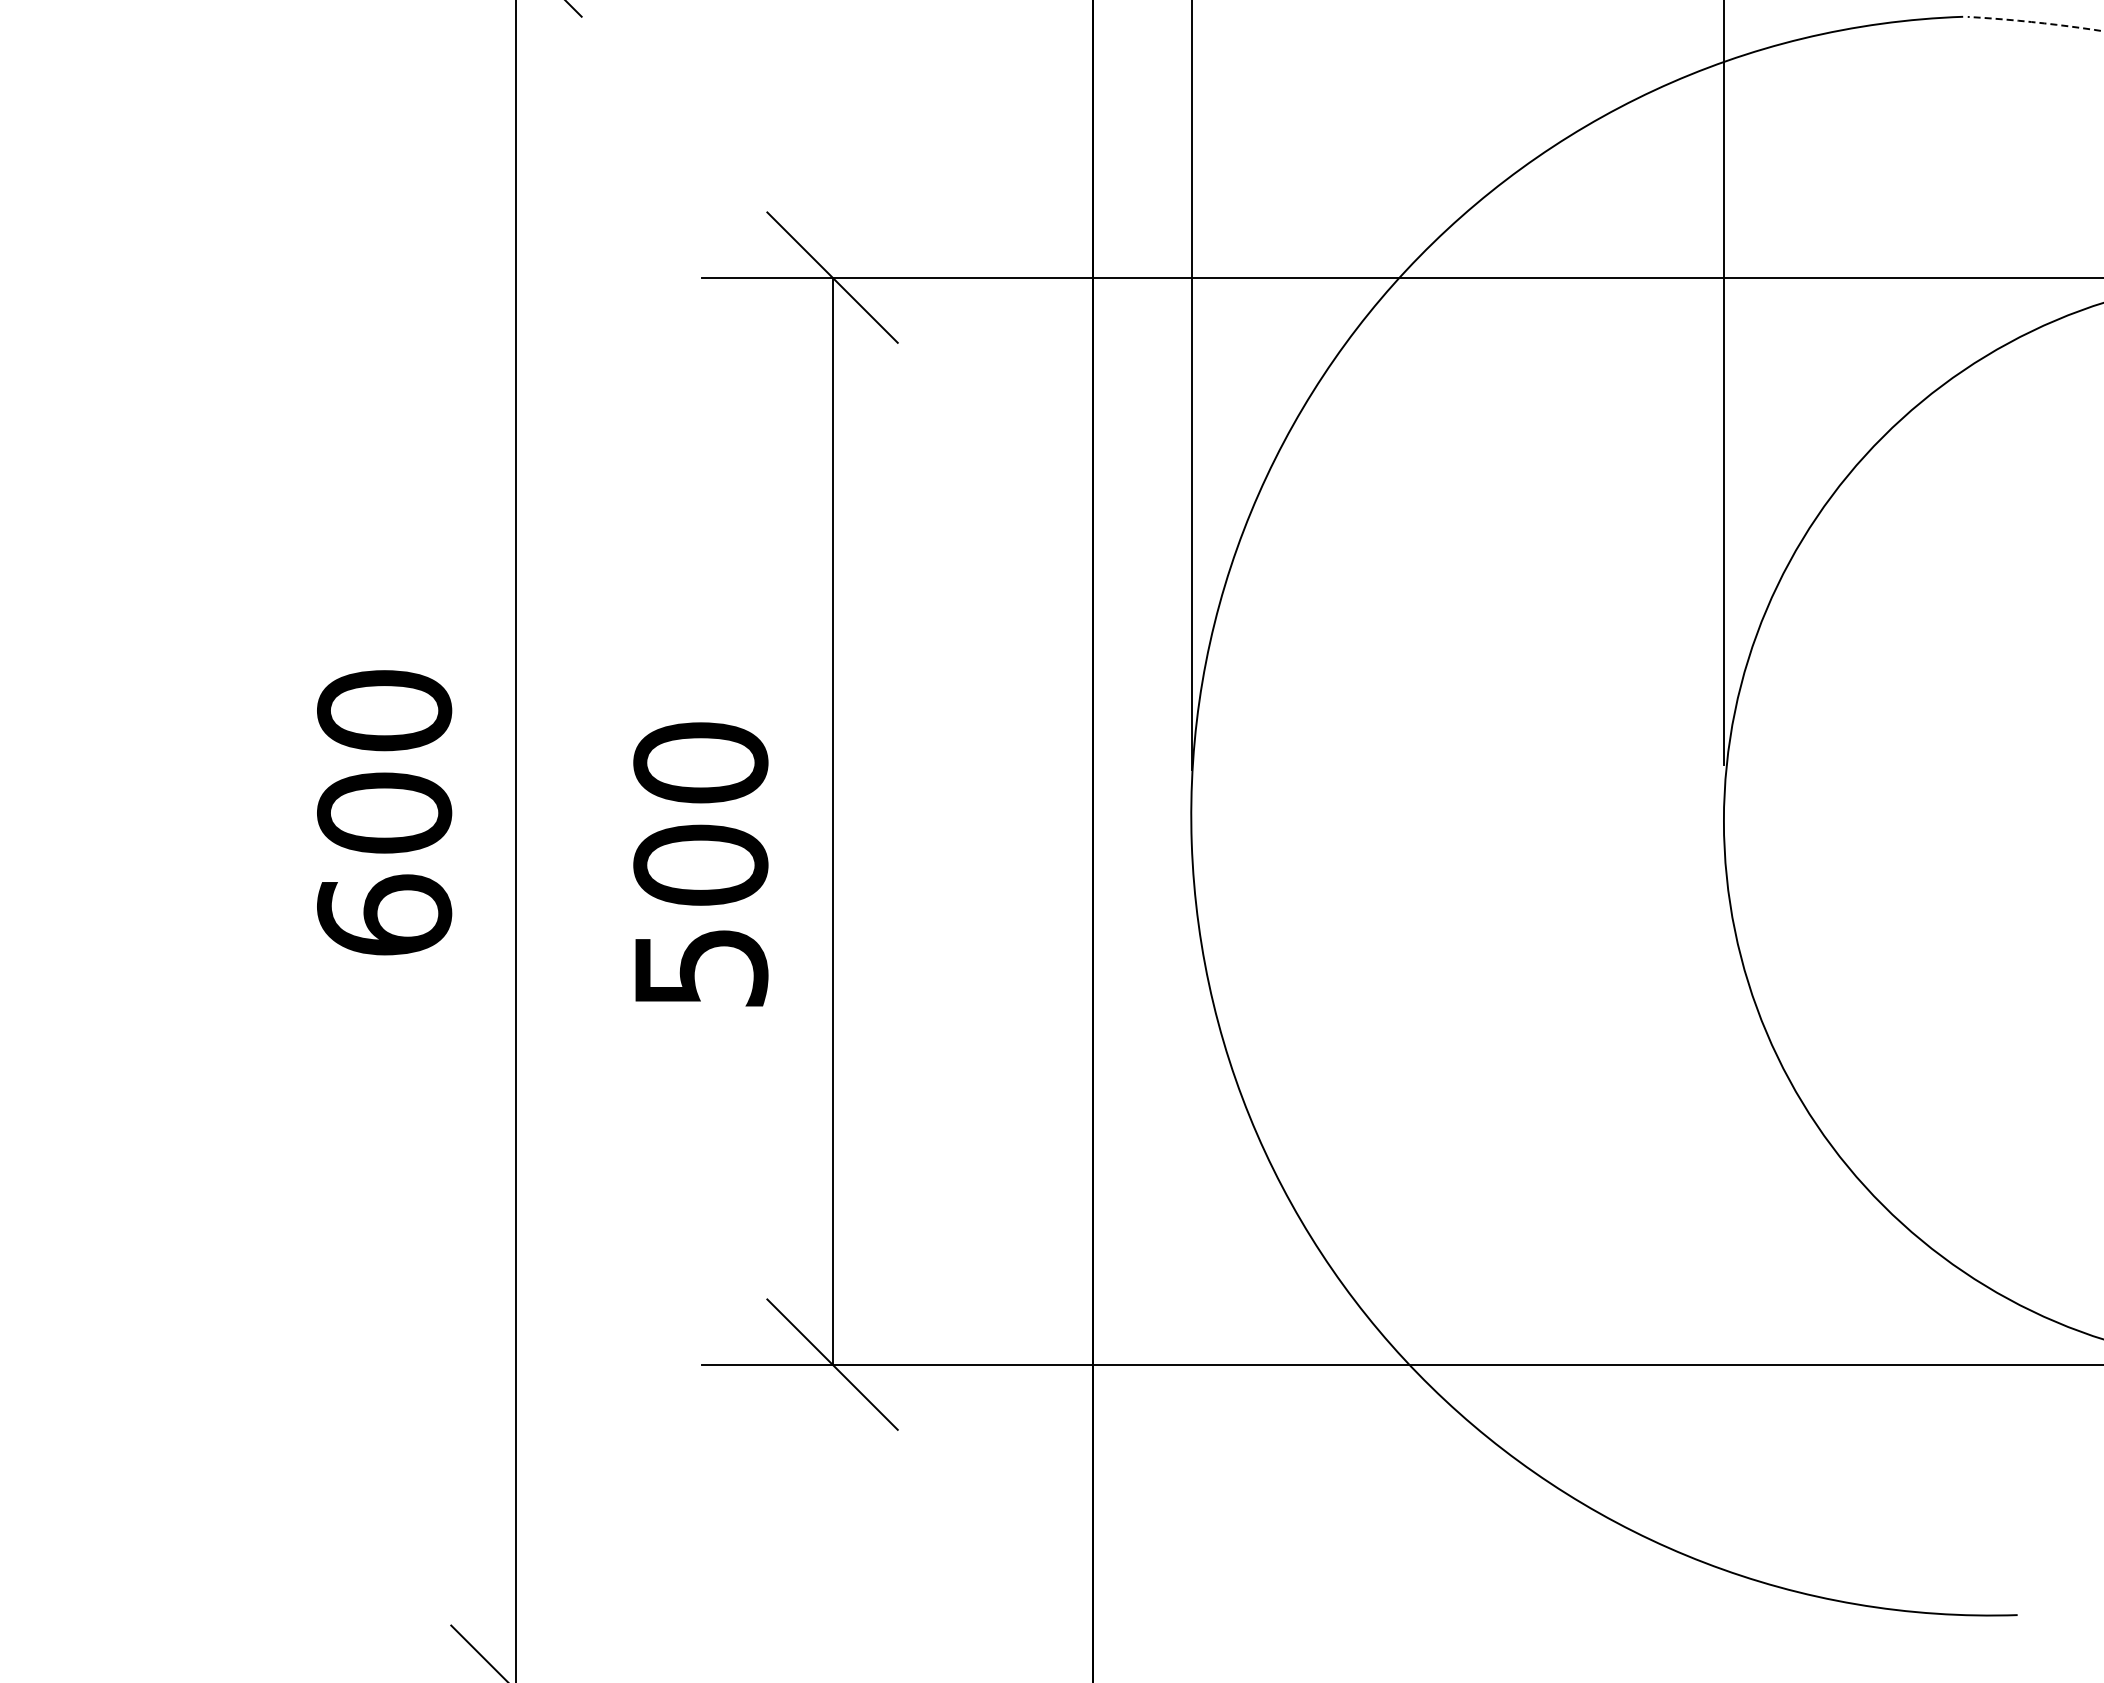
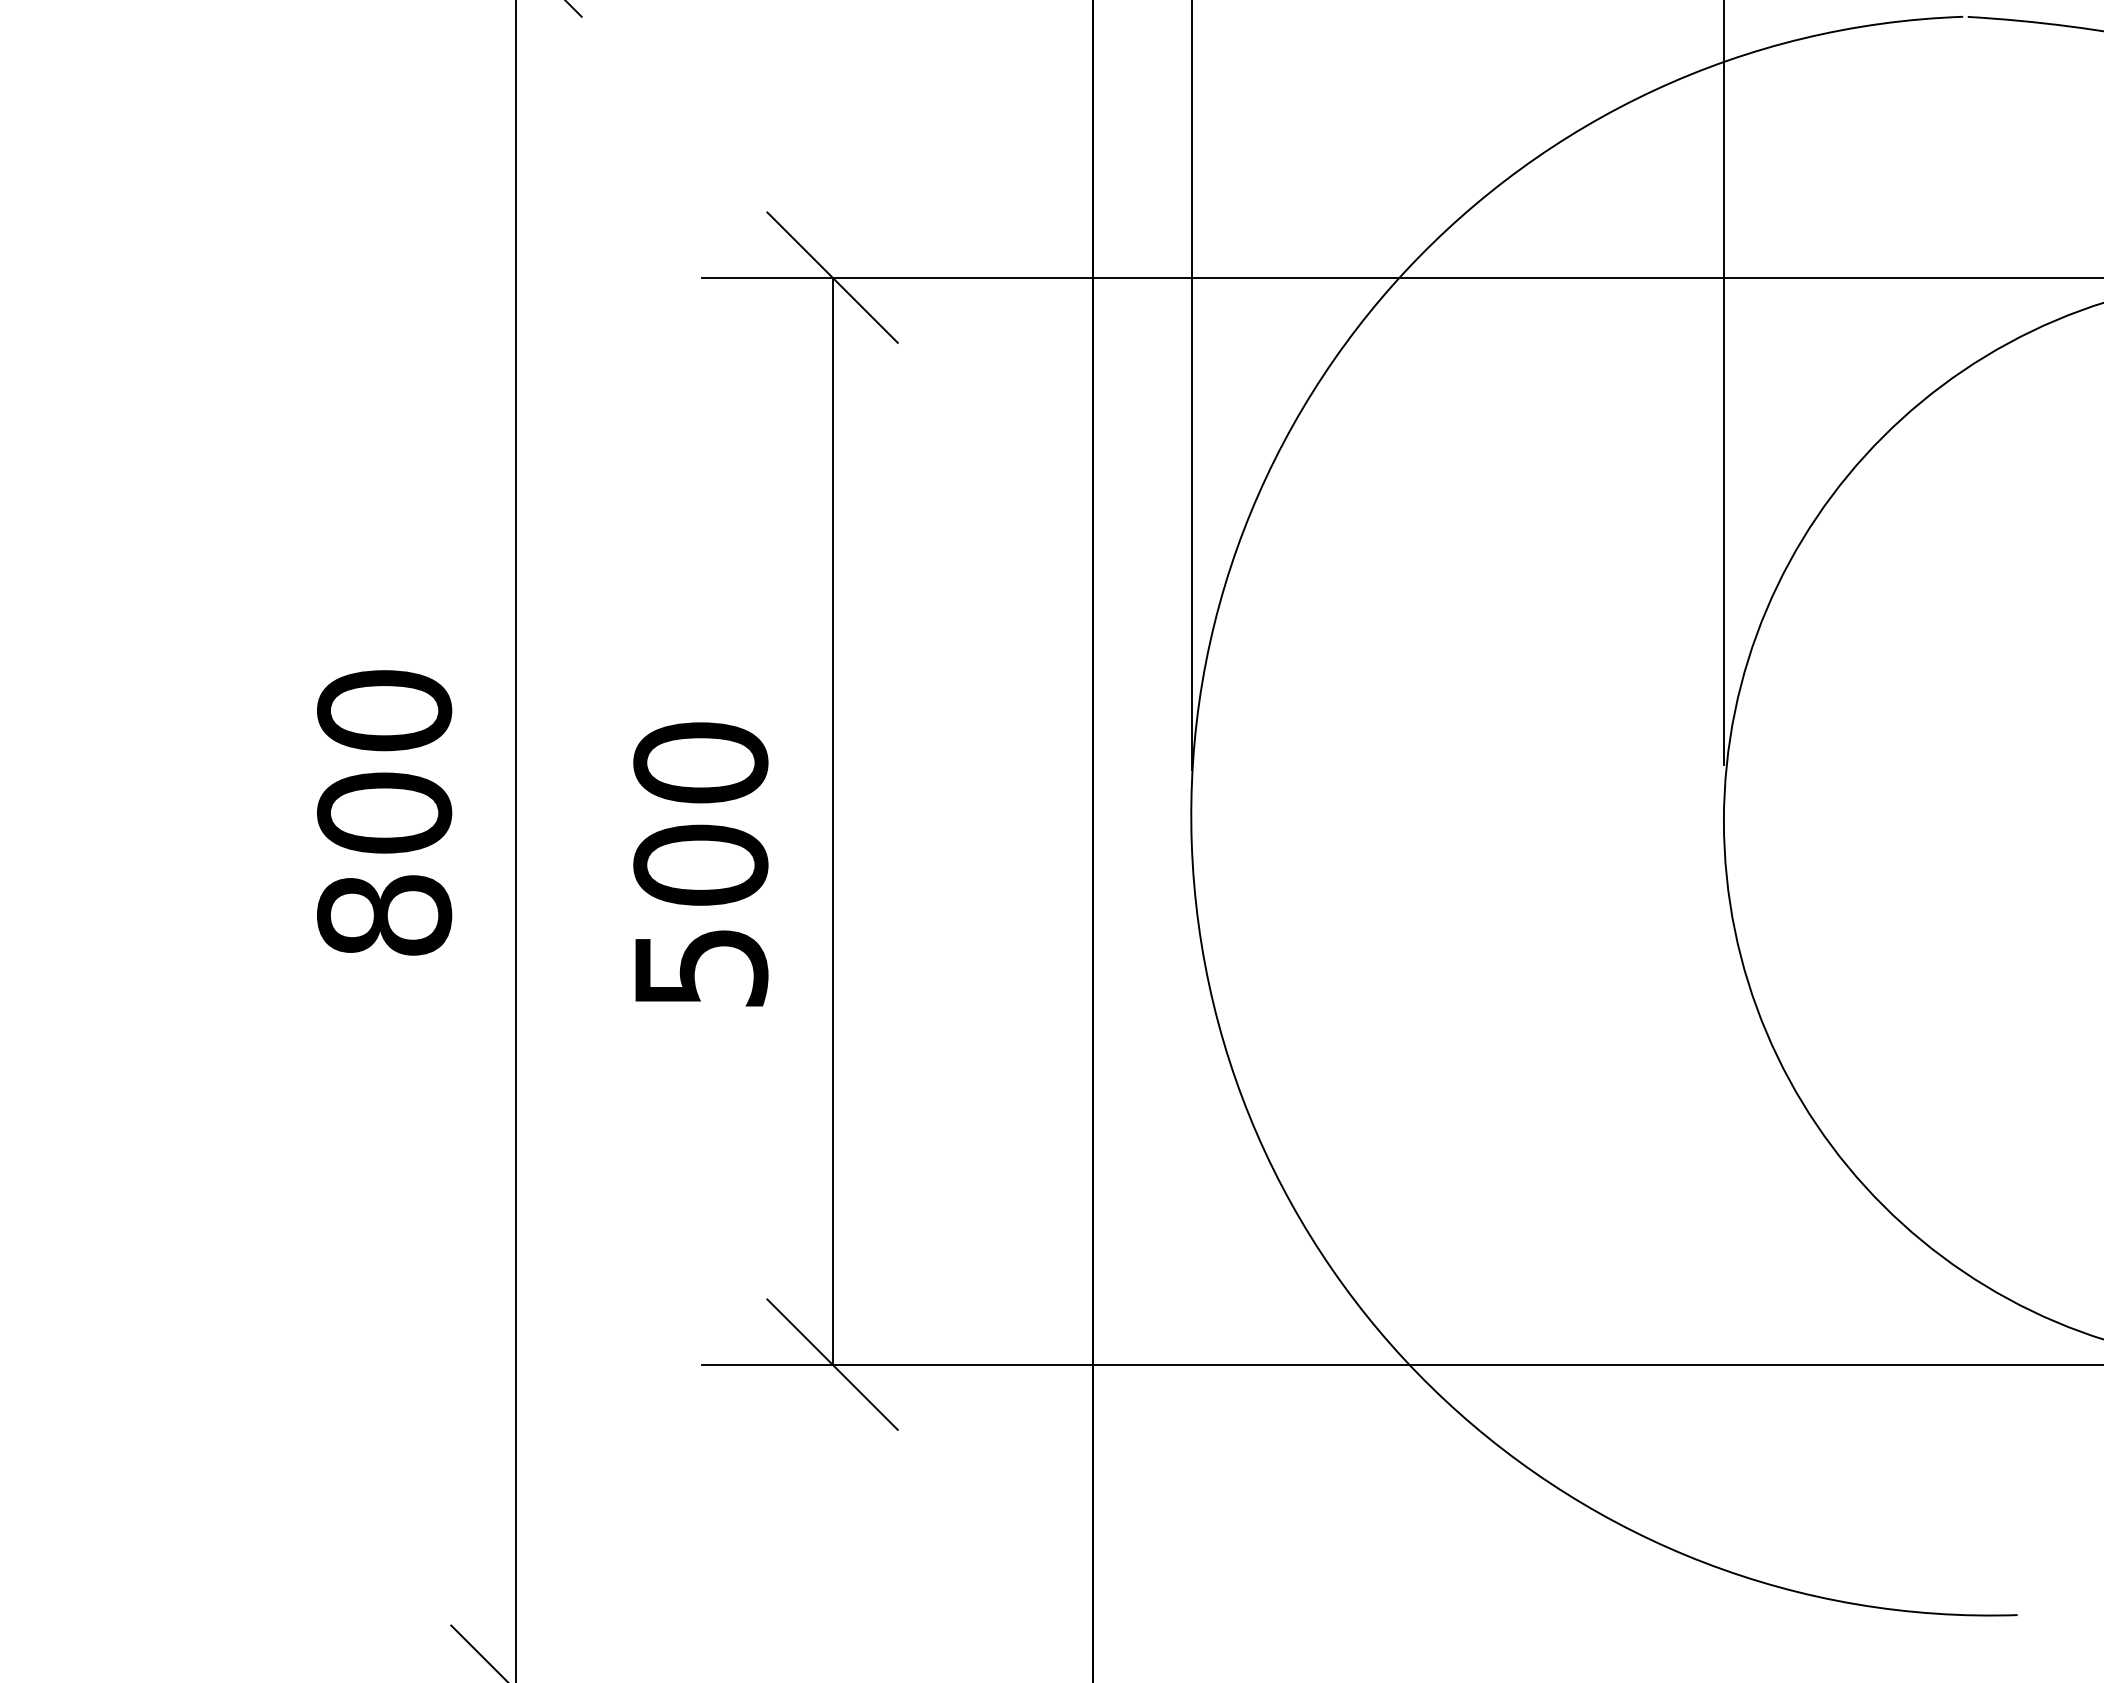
arc: dashed -> solid (2035, 22)
text: 600 -> 800 (384, 914)
